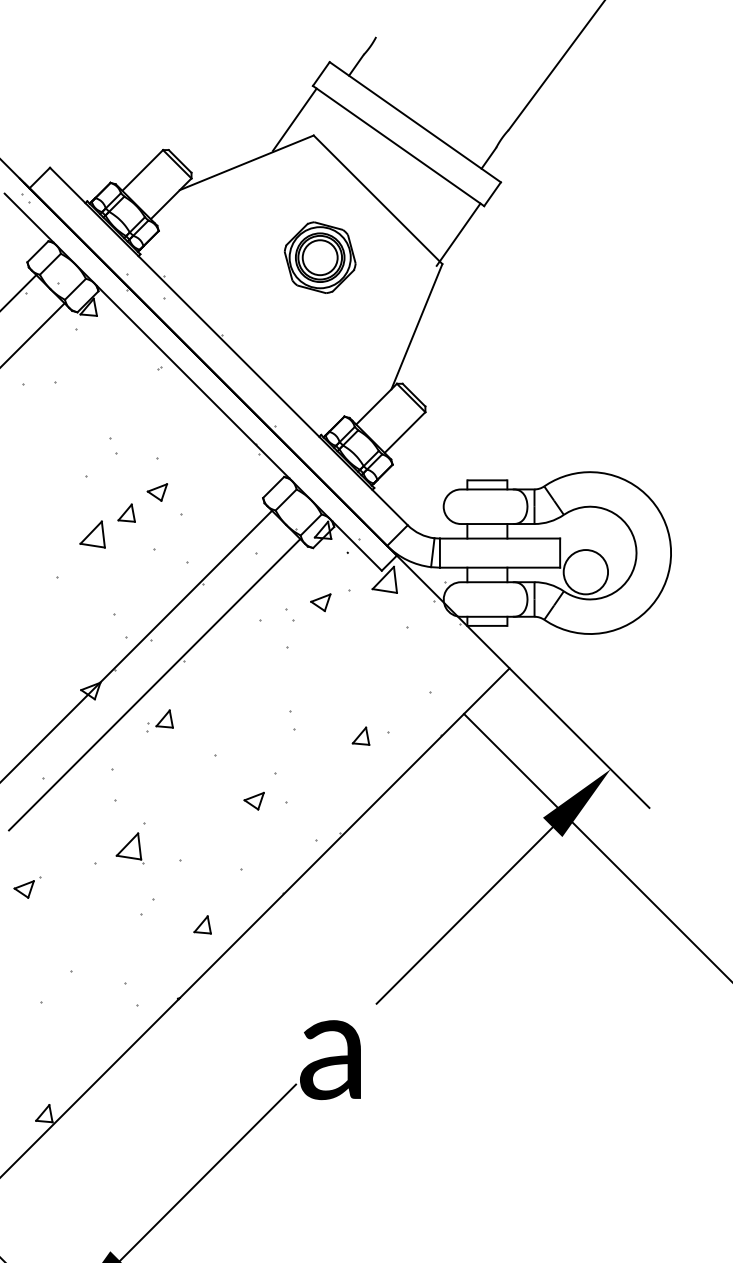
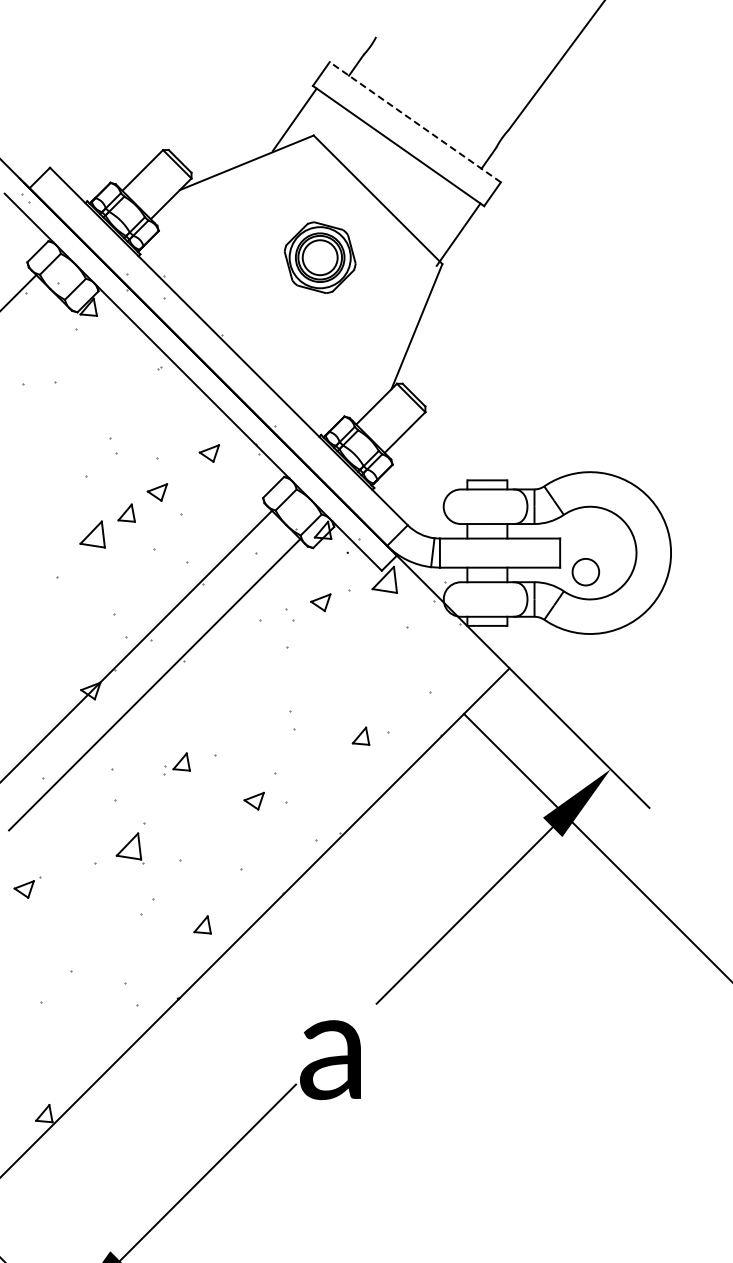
line: solid -> dashed (415, 122)
line: present -> none (33, 334)
part: none -> present (209, 453)
circle diameter: 44 px -> 27 px (585, 571)
part position: (159, 720) -> (176, 763) (176, 763)
